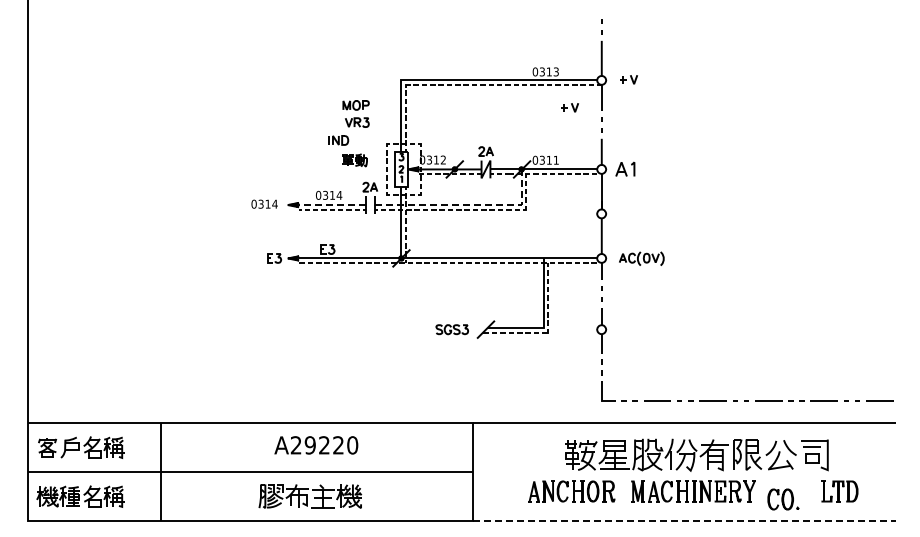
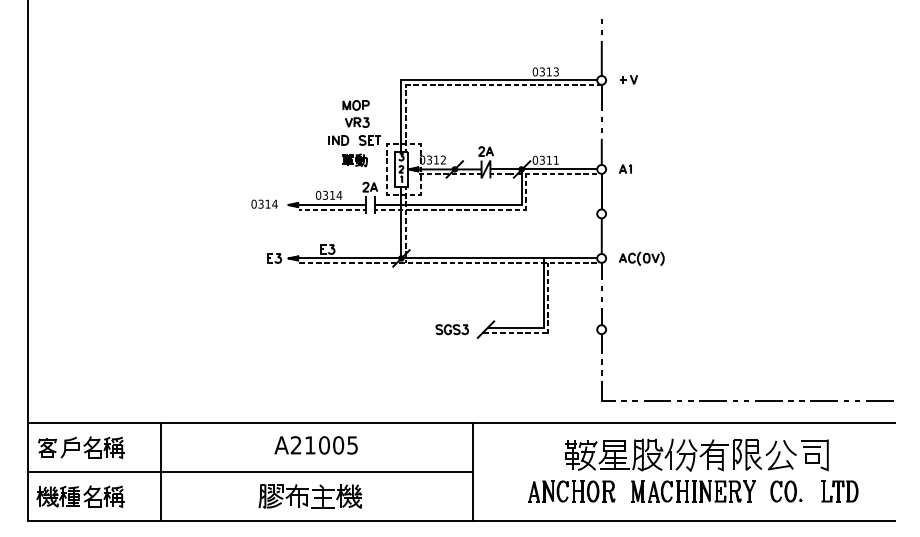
part: present -> none (569, 107)
part: none -> present (369, 140)
part size: 21x16 px -> 13x10 px (625, 168)
line: dashed -> solid (330, 205)
line: dashed -> solid (466, 205)
text: A29220 -> A21005 (331, 445)
part position: (783, 499) -> (786, 491) (786, 491)
line: dashed -> solid (684, 521)
